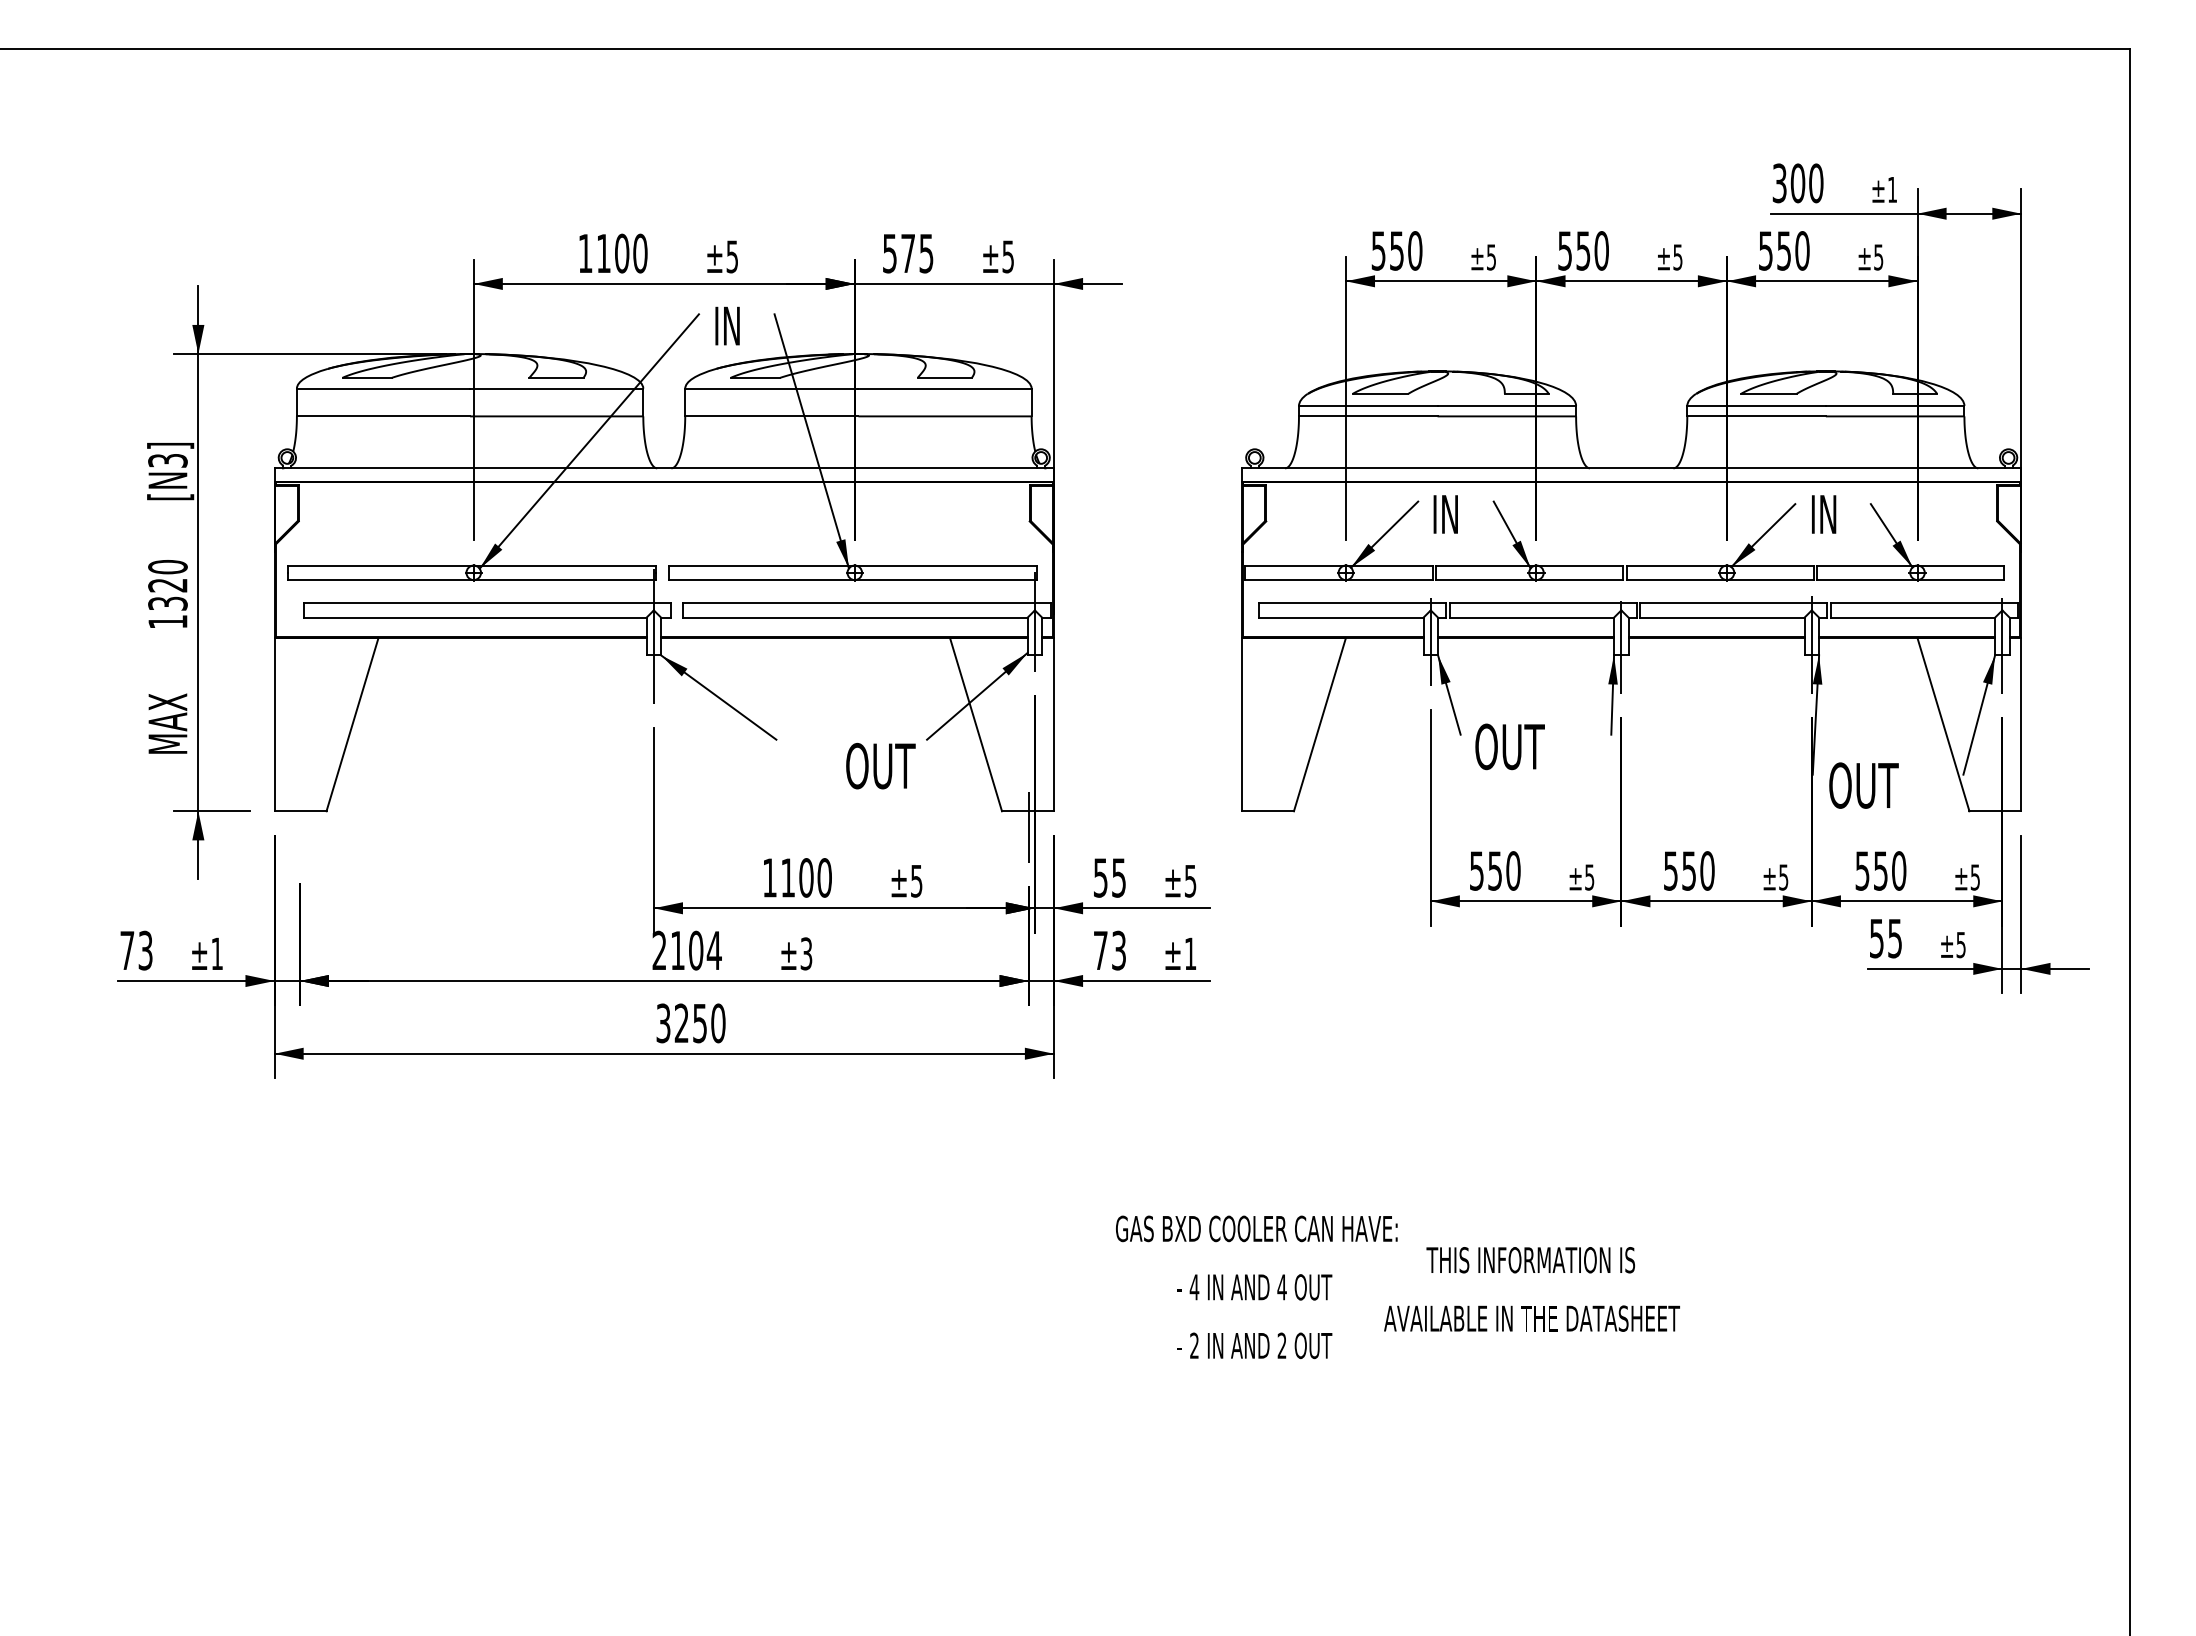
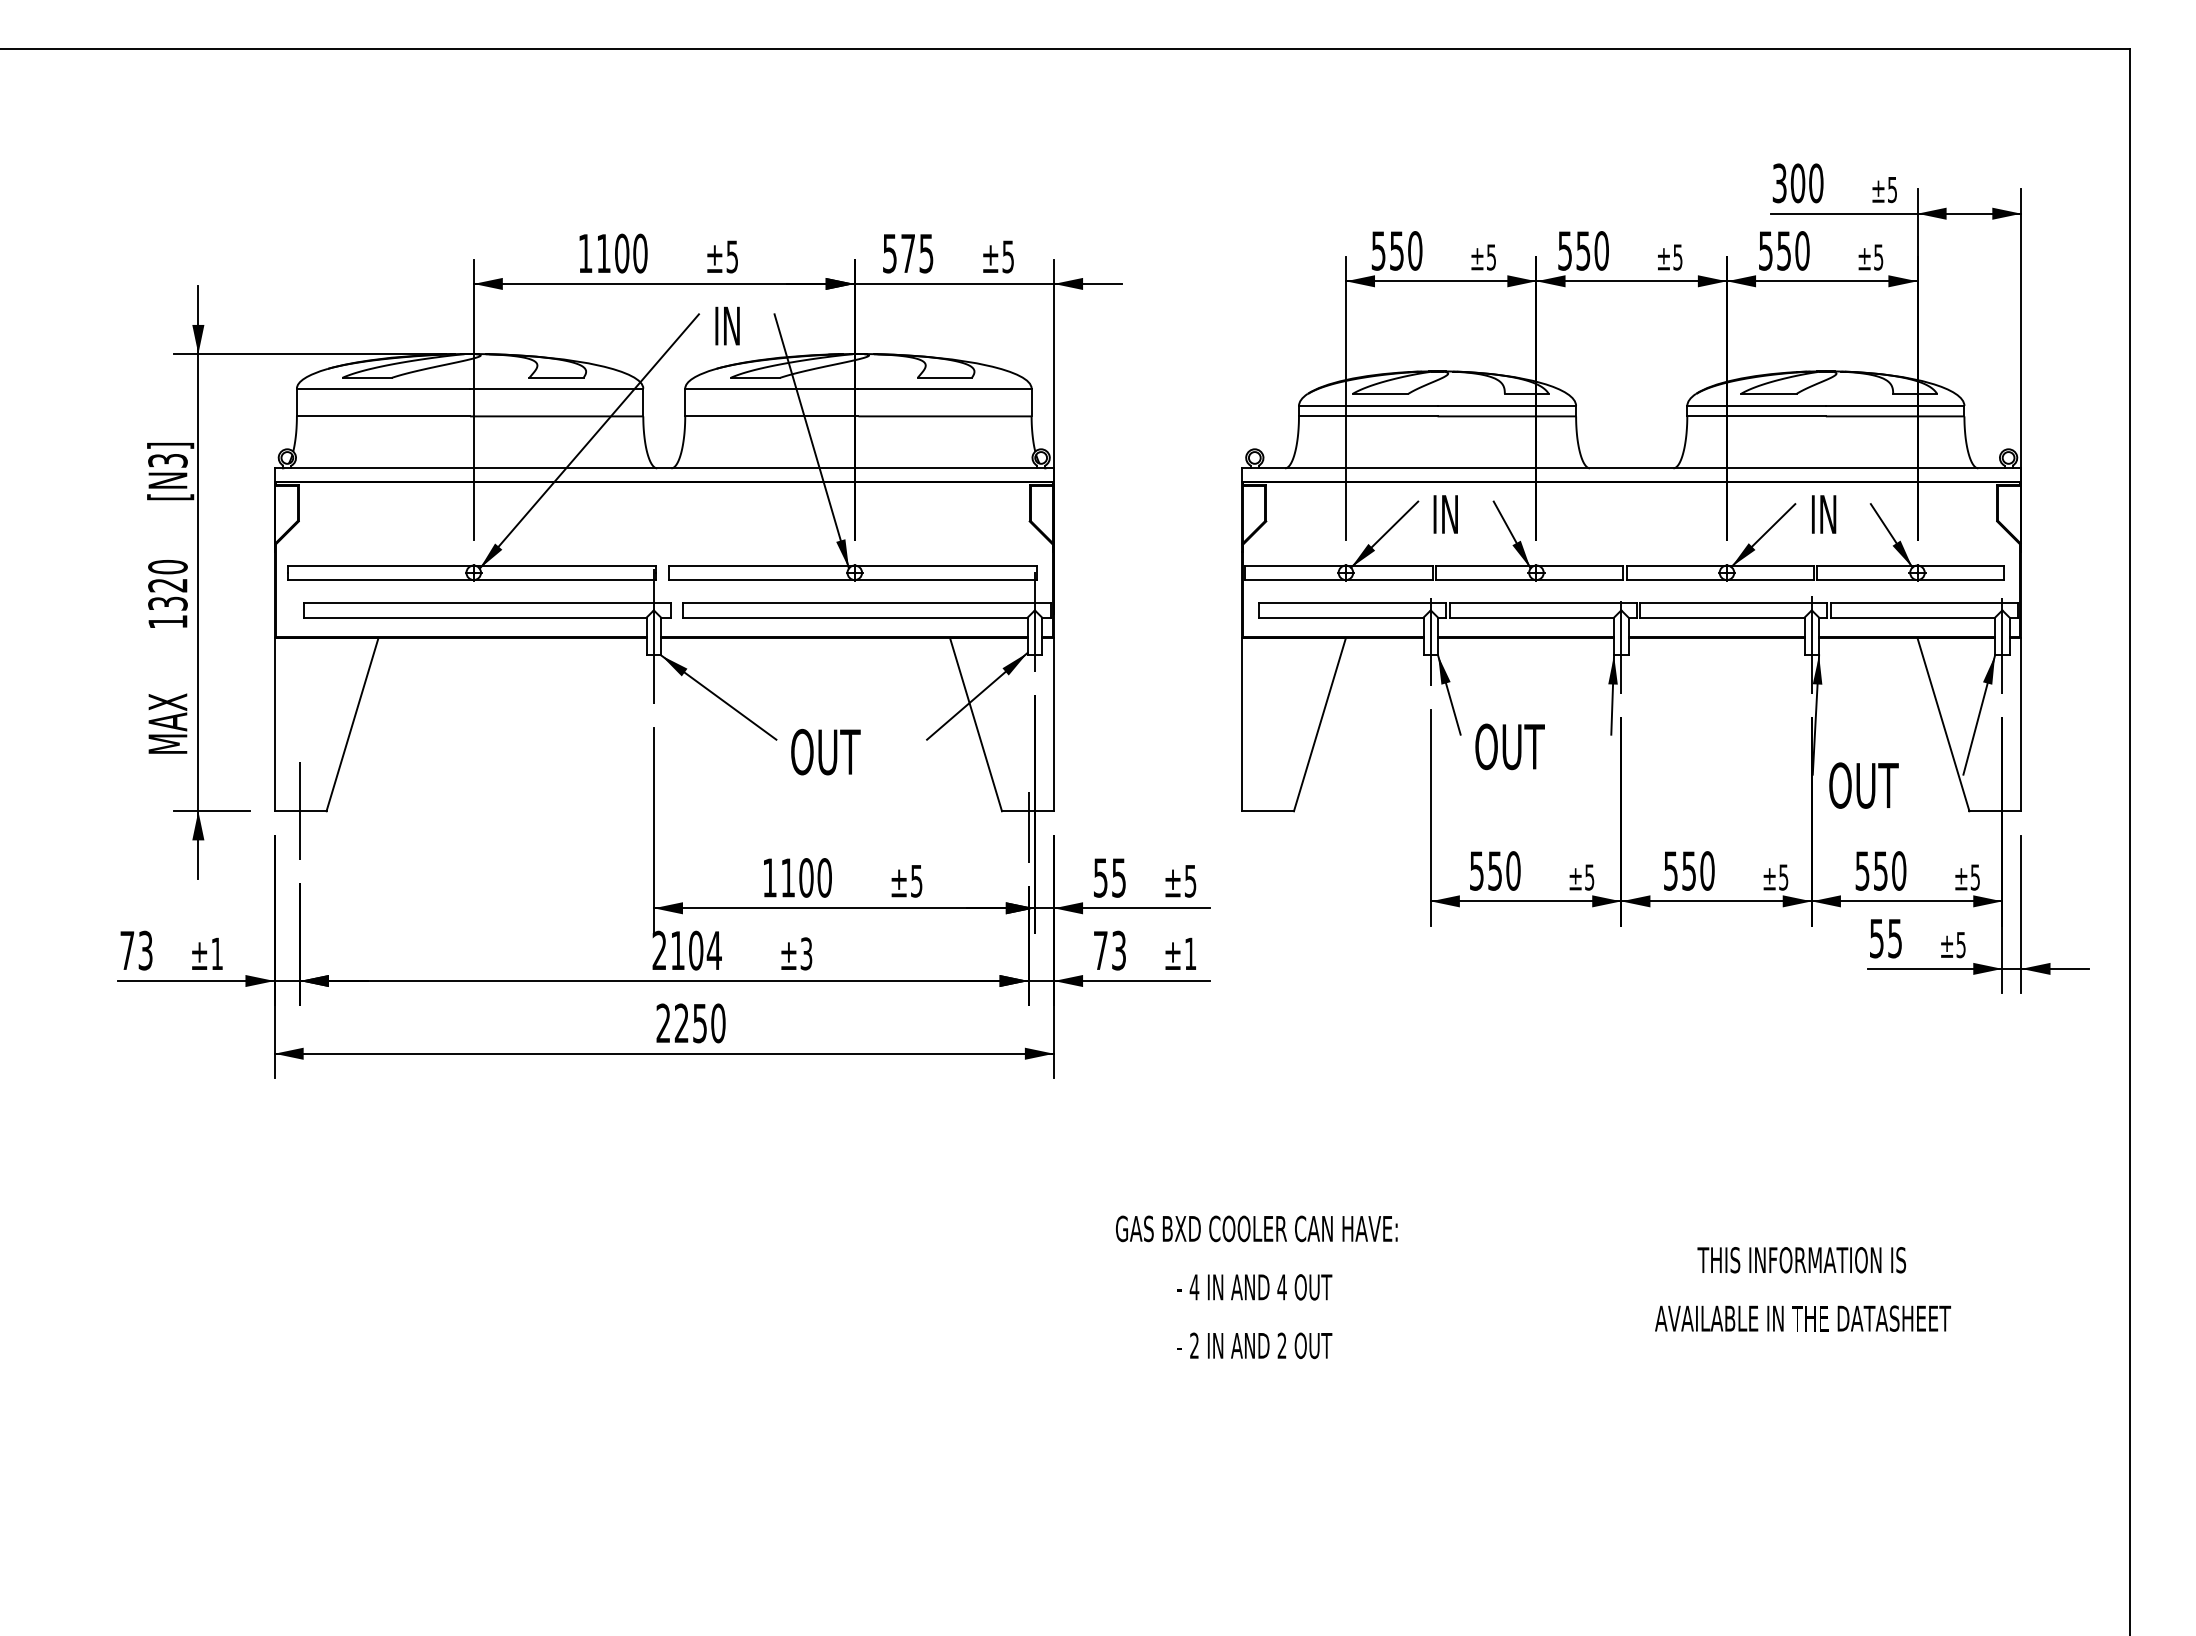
text: ±1 -> ±5 (1892, 190)
text position: (880, 766) -> (825, 752) (825, 752)
line: none -> present (299, 810)
text: 3250 -> 2250 (663, 1023)
text position: (1531, 1289) -> (1802, 1289) (1802, 1289)
